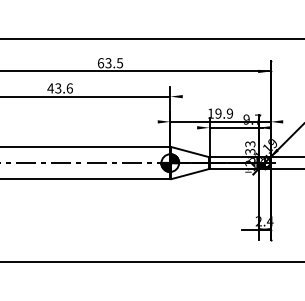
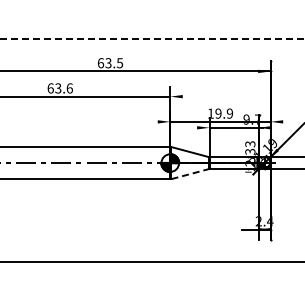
line: solid -> dashed (152, 39)
text: 43.6 -> 63.6 (50, 88)
line: solid -> dashed (190, 174)
